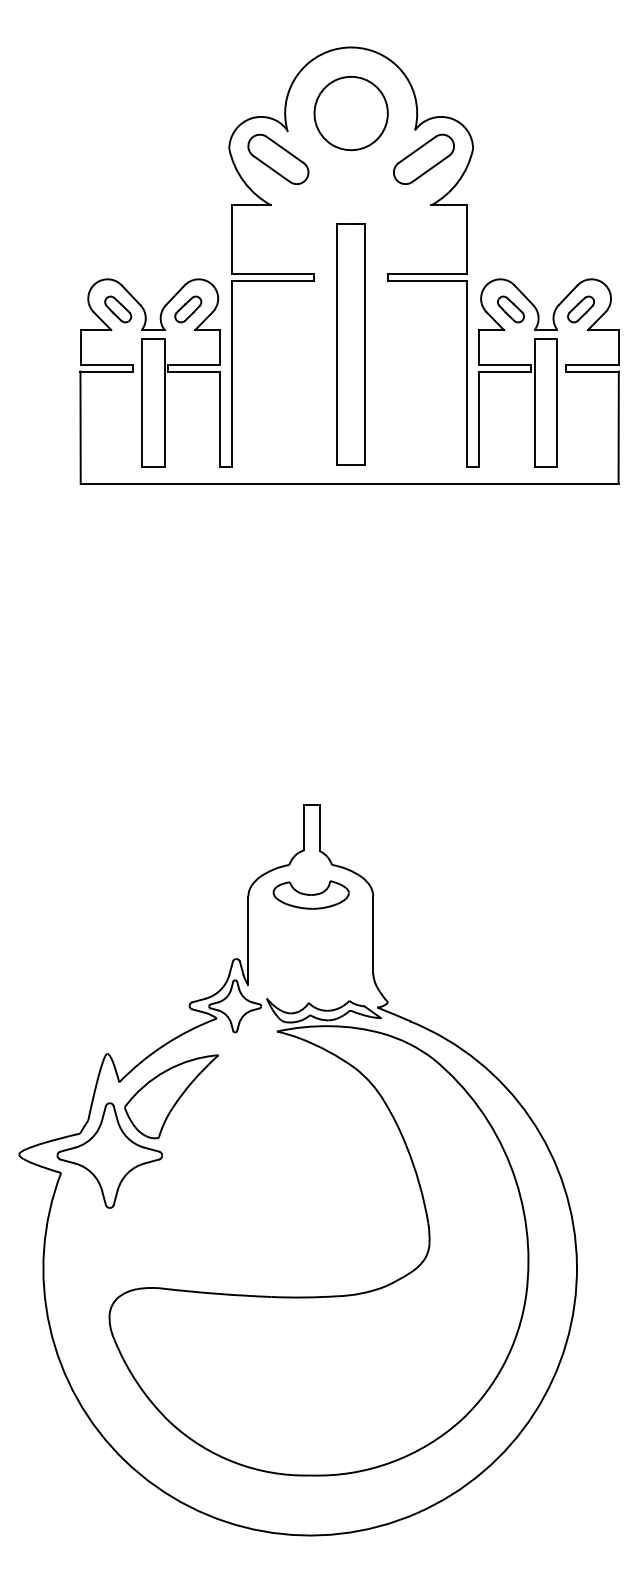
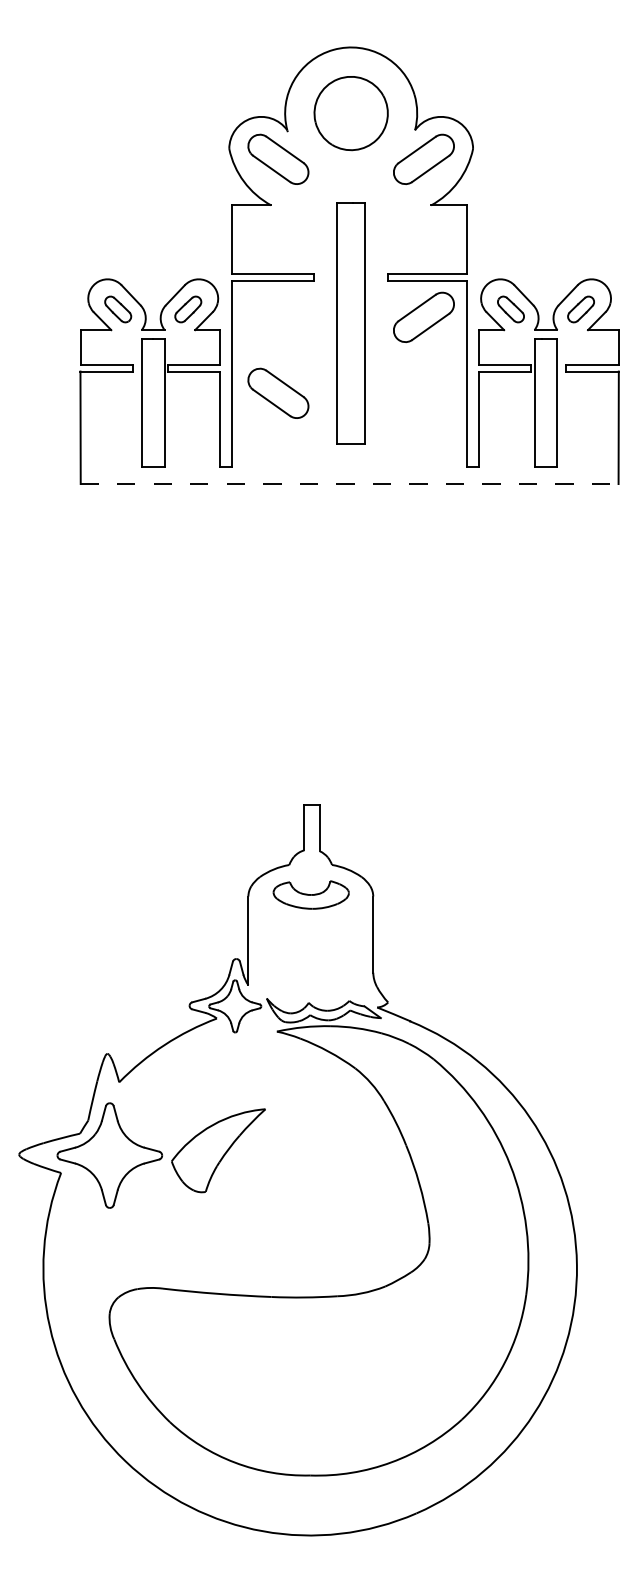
part: none -> present (423, 316)
part position: (350, 344) -> (350, 323) (350, 323)
part: none -> present (278, 392)
line: solid -> dashed (349, 484)
part position: (171, 1096) -> (218, 1150) (218, 1150)
